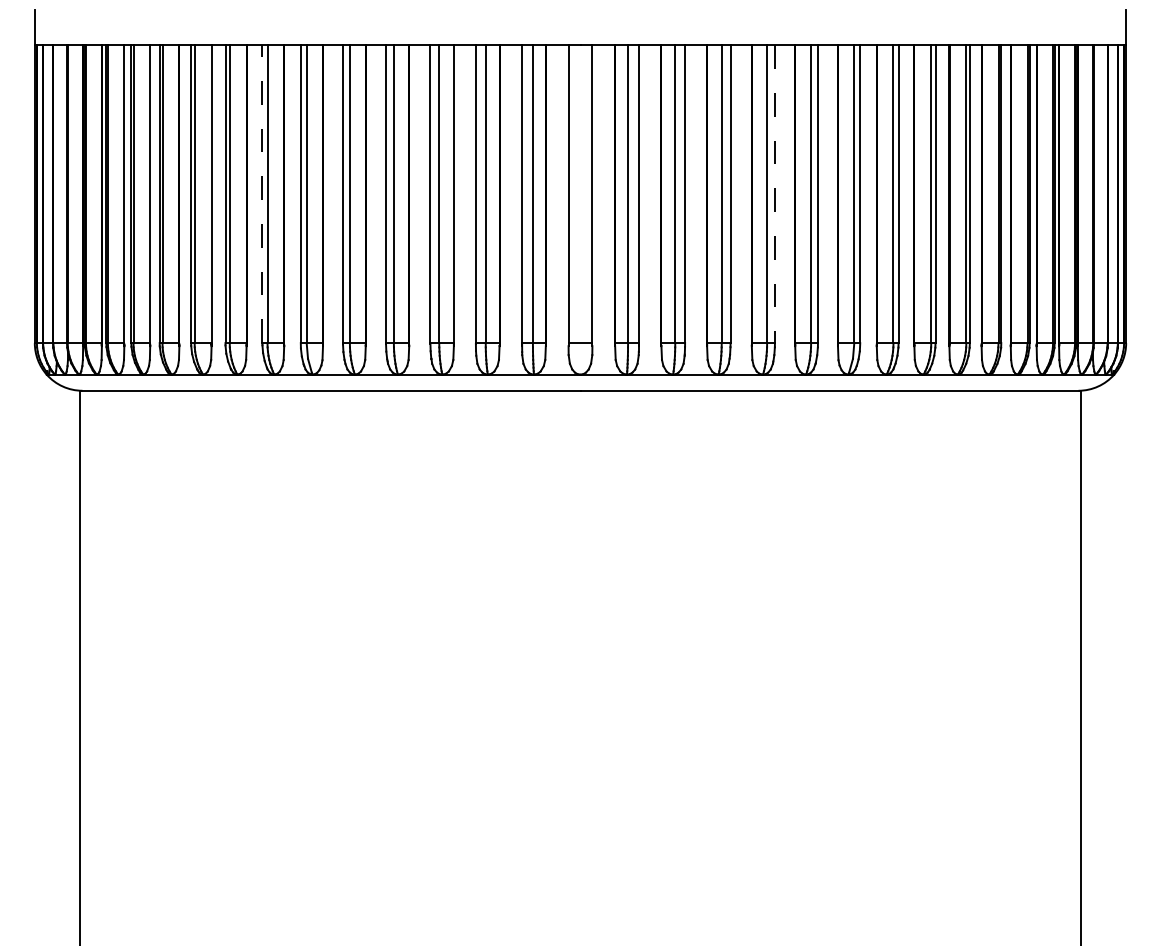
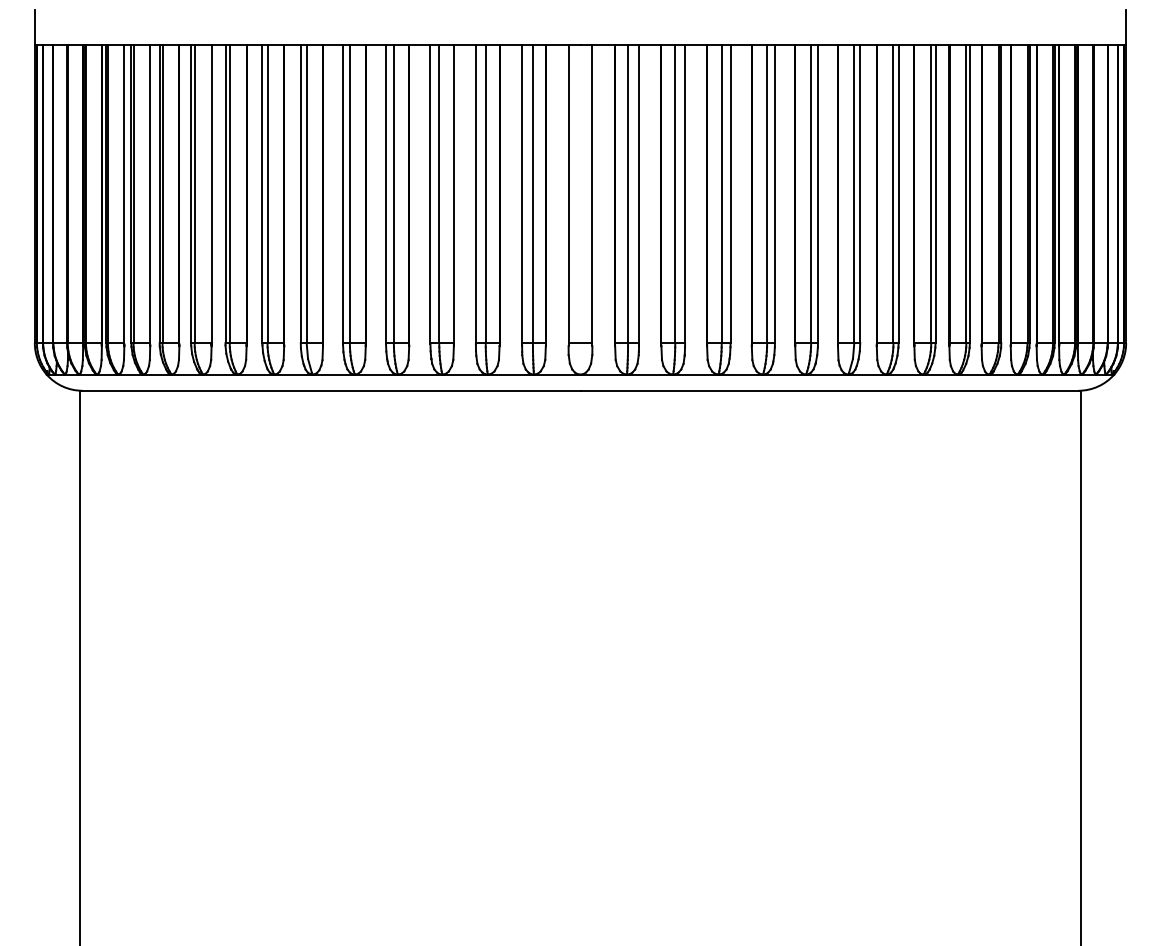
line: dashed -> solid (262, 194)
line: dashed -> solid (774, 194)
